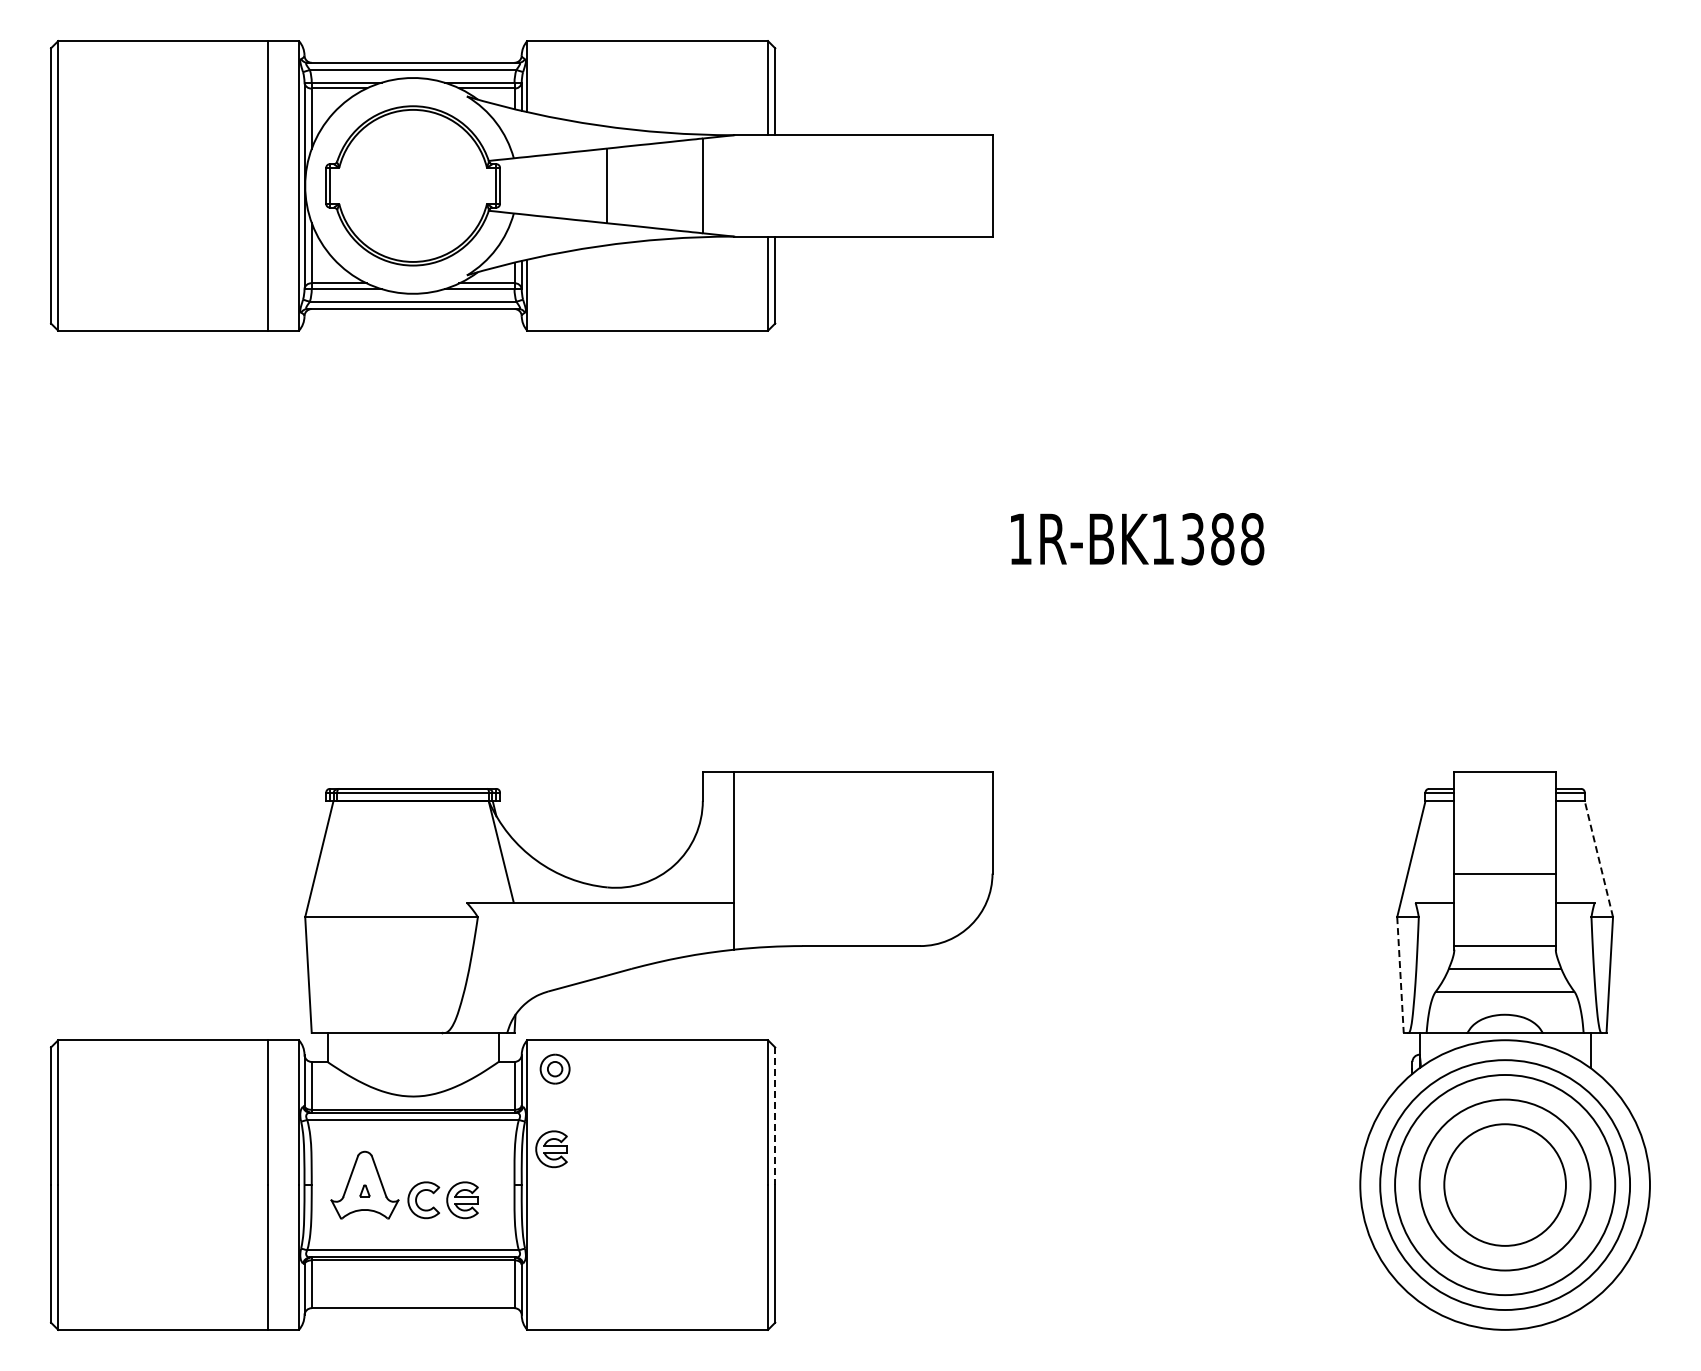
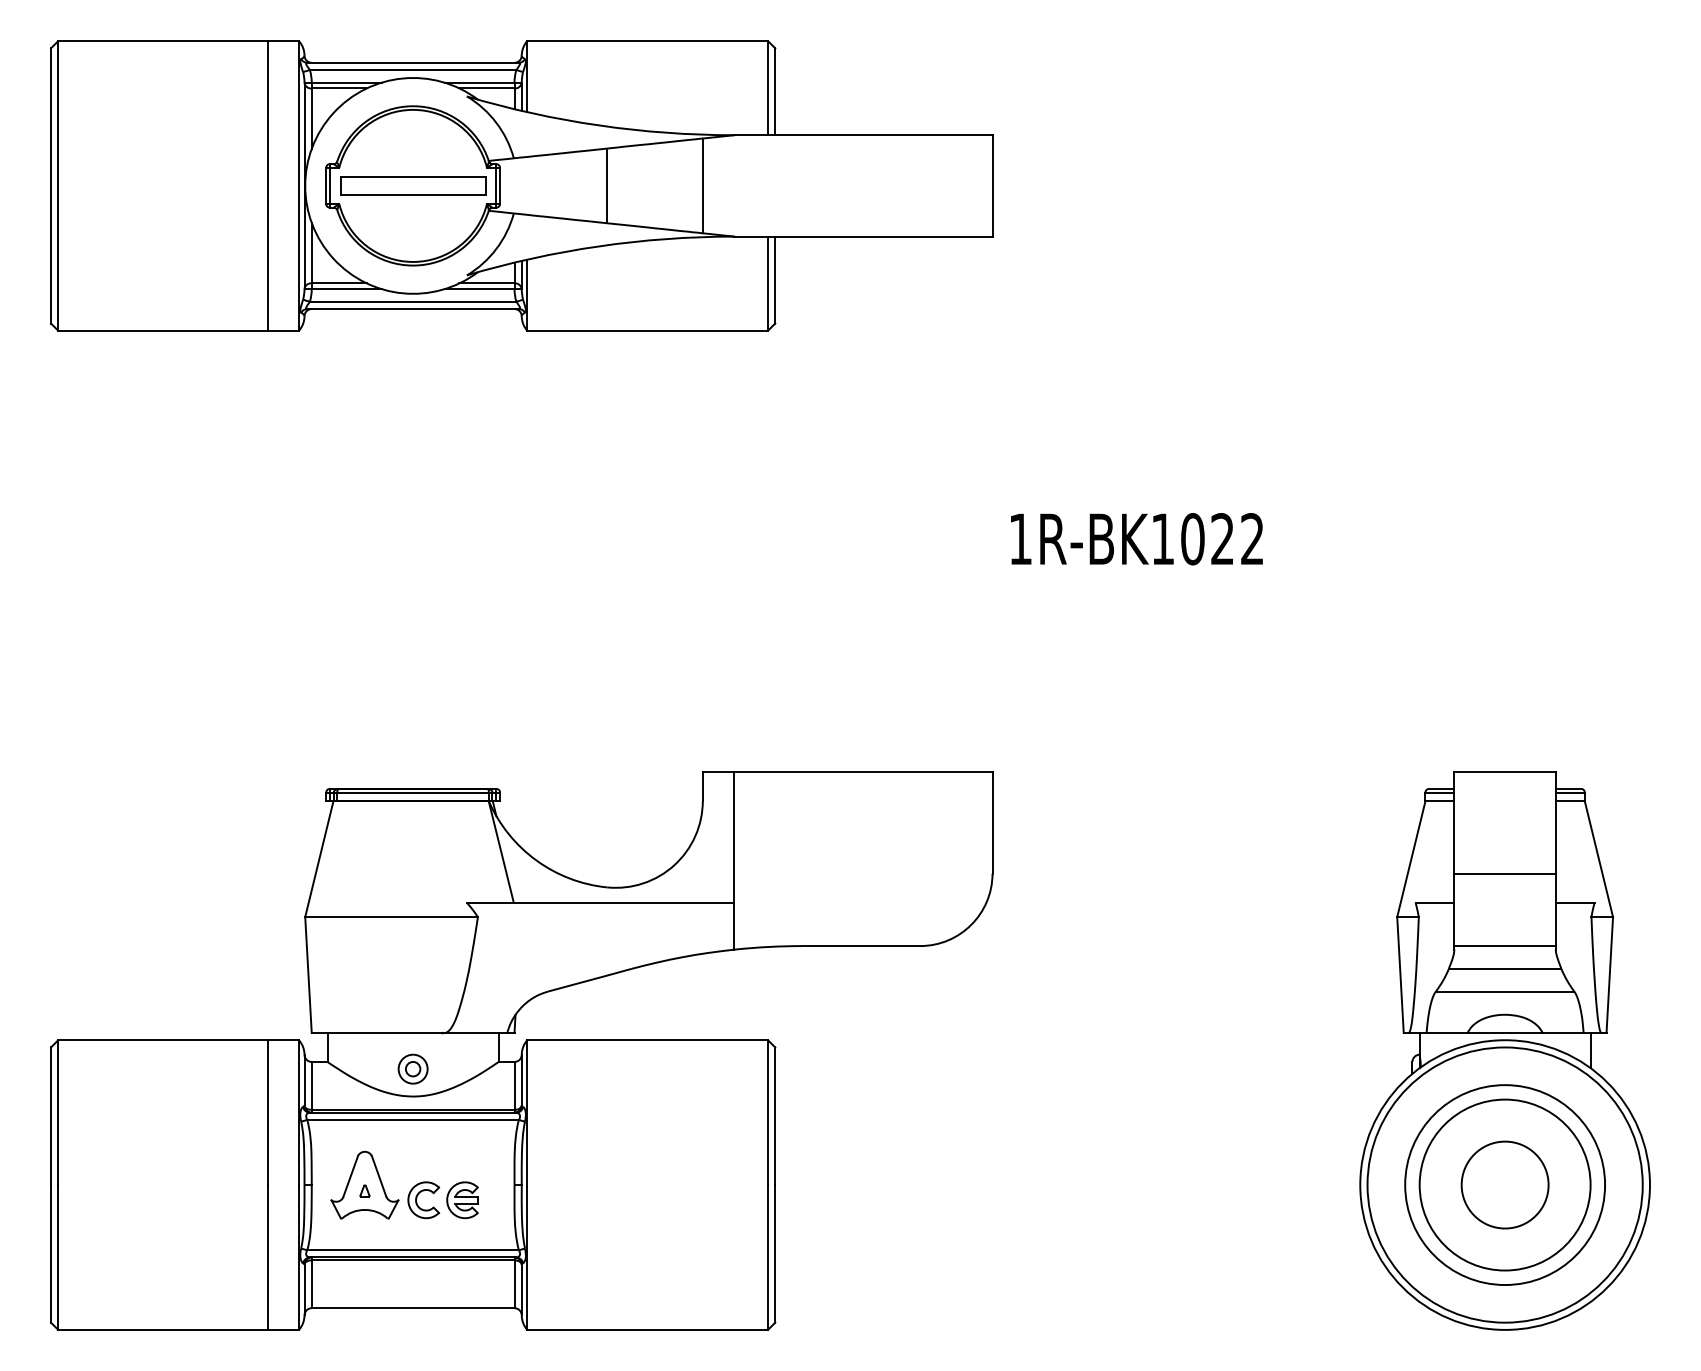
part: none -> present (413, 185)
text: 1R-BK1388 -> 1R-BK1022 (1222, 539)
line: dashed -> solid (1598, 859)
line: dashed -> solid (1400, 975)
part position: (554, 1068) -> (412, 1068) (412, 1068)
line: dashed -> solid (775, 1116)
part: present -> none (551, 1149)
circle diameter: 122 px -> 87 px (1504, 1184)
circle diameter: 220 px -> 275 px (1504, 1184)
circle diameter: 250 px -> 200 px (1505, 1185)
